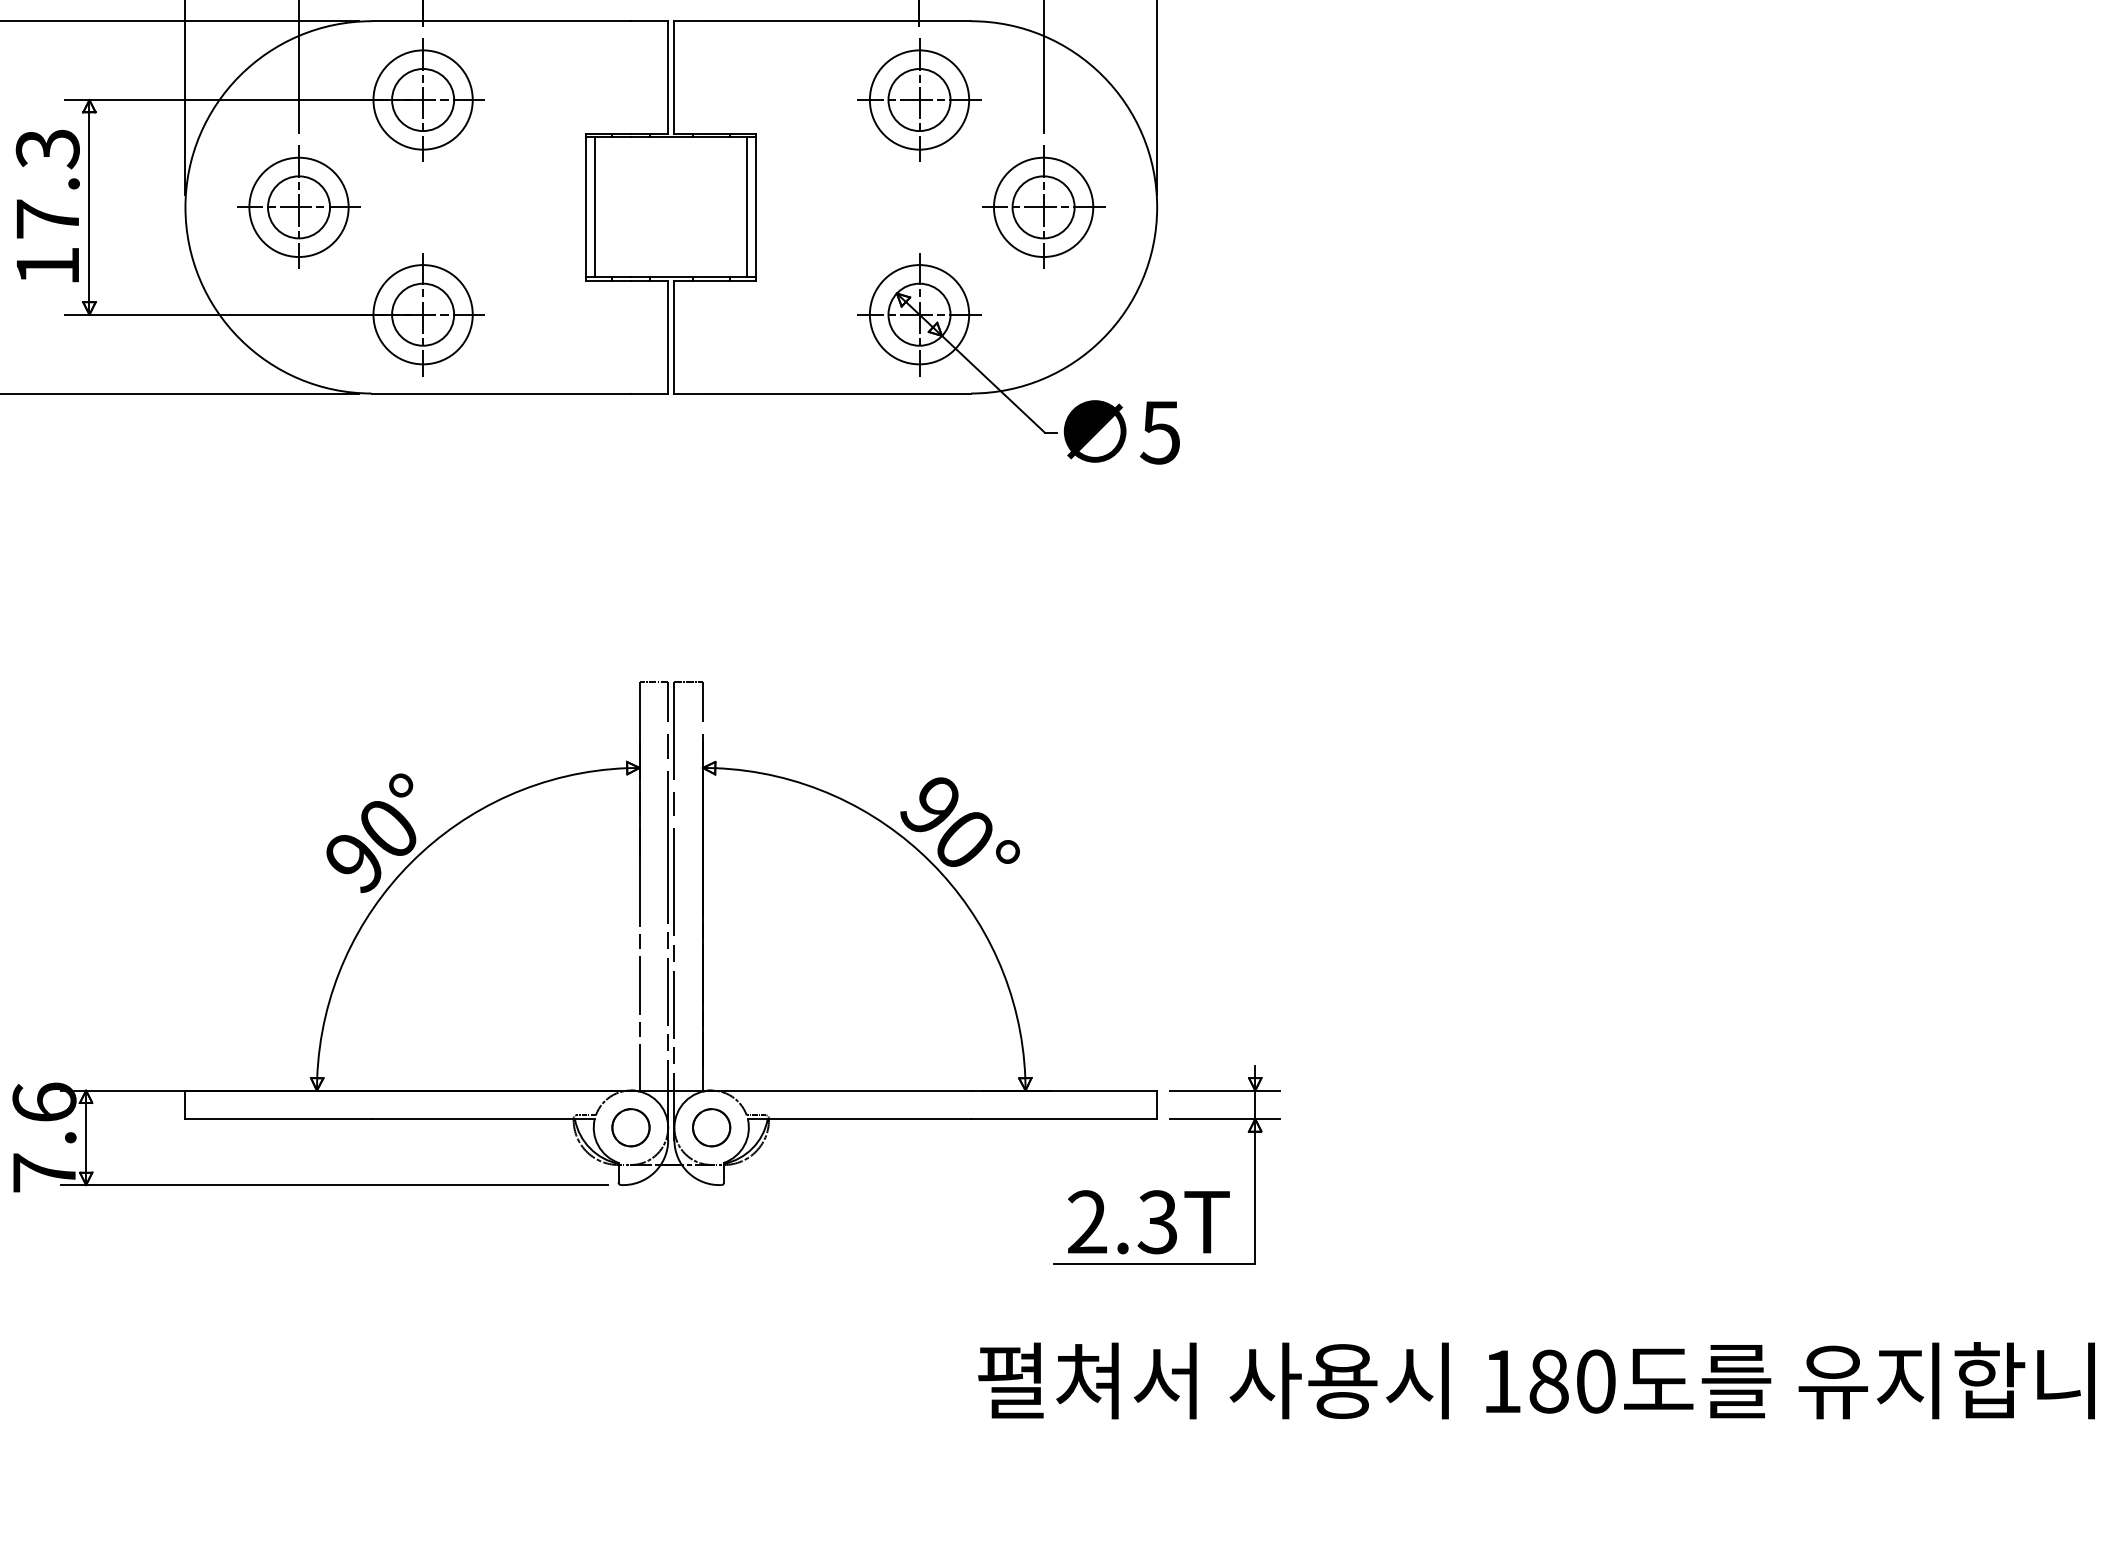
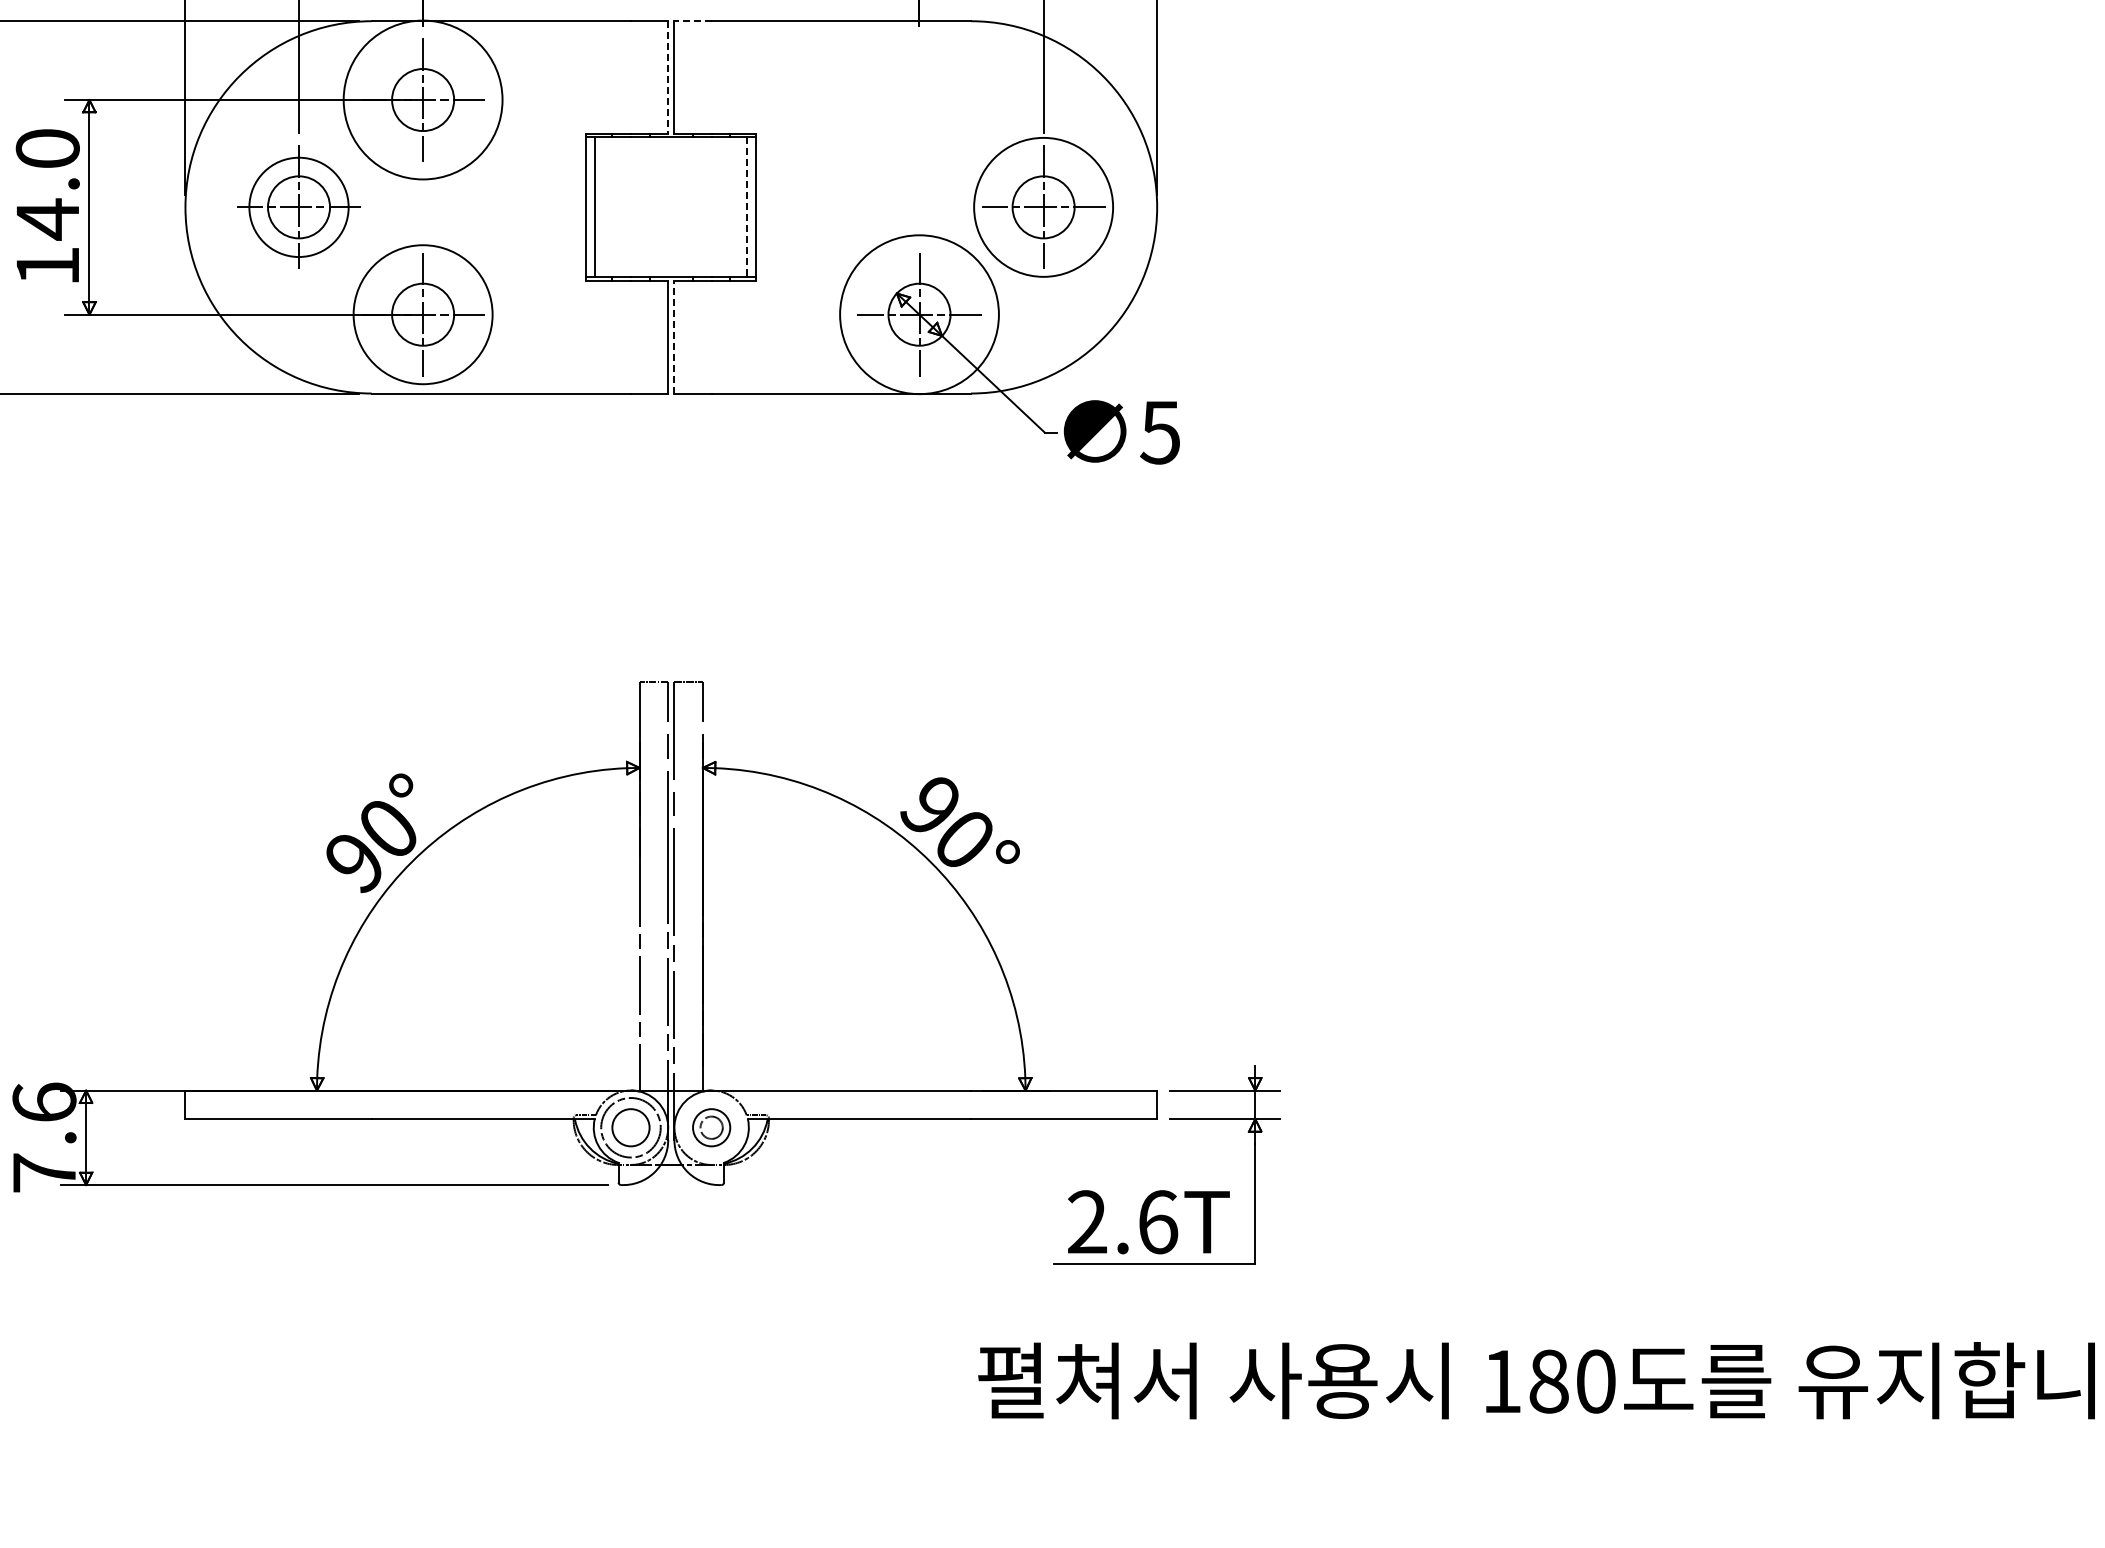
line: solid -> dashed (693, 21)
line: solid -> dashed (668, 78)
circle diameter: 99 px -> 159 px (422, 99)
part: present -> none (919, 99)
text: 17.3 -> 14.0 (47, 184)
line: solid -> dashed (747, 207)
circle diameter: 99 px -> 139 px (1043, 206)
circle diameter: 99 px -> 139 px (422, 314)
circle diameter: 99 px -> 159 px (919, 314)
line: solid -> dashed (674, 336)
circle diameter: 37 px -> 60 px (630, 1127)
circle diameter: 37 px -> 22 px (711, 1127)
text: 2.3T -> 2.6T (1157, 1222)
